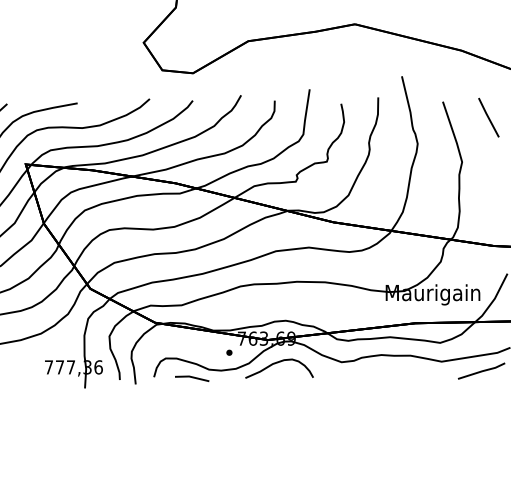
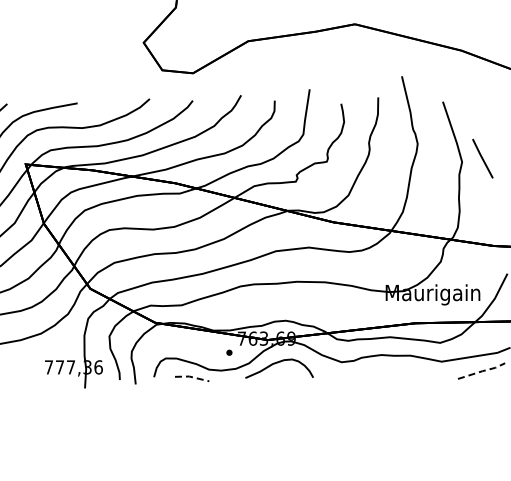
line position: (488, 117) -> (482, 158) (482, 158)
line: solid -> dashed (482, 371)
line: solid -> dashed (192, 377)
